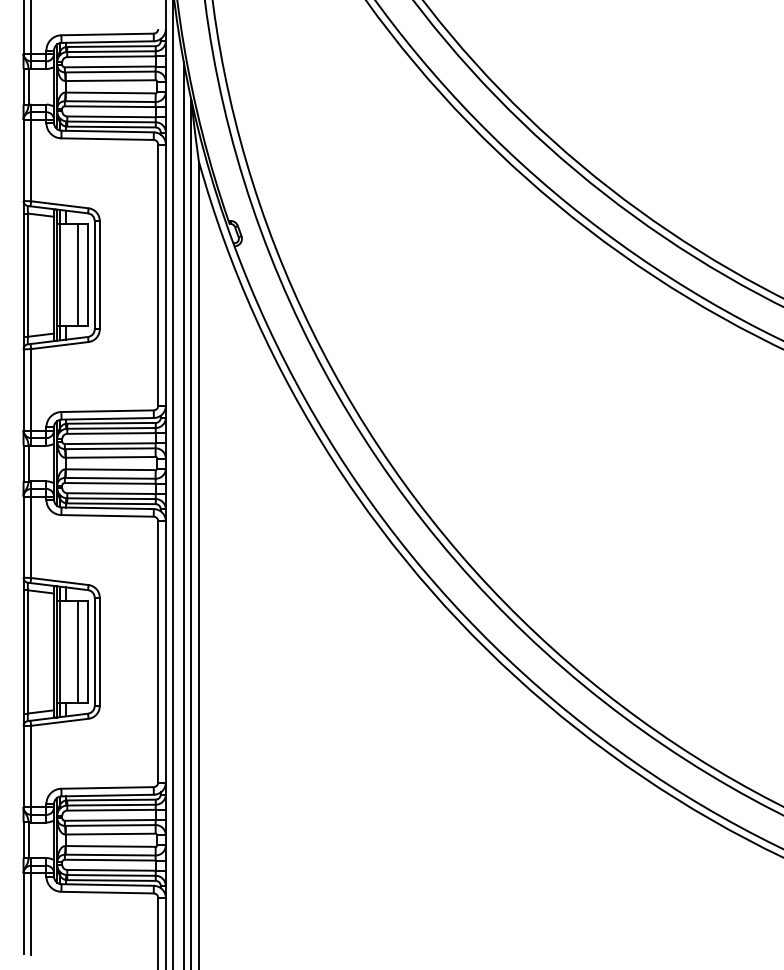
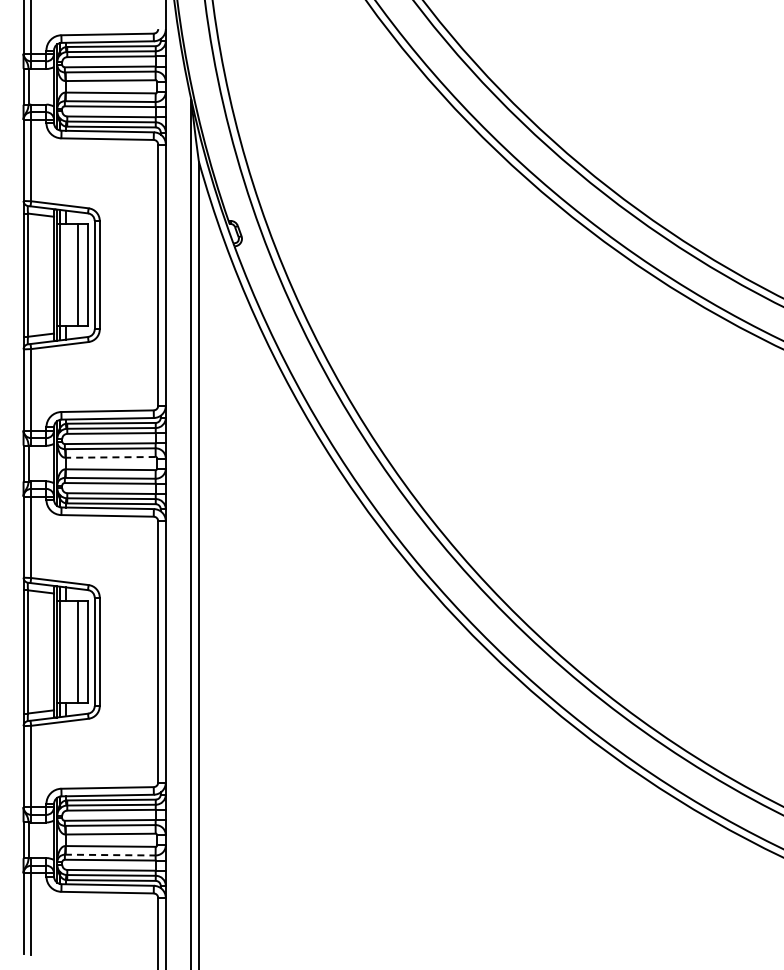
line: solid -> dashed (110, 457)
line: present -> none (173, 484)
line: present -> none (183, 513)
line: solid -> dashed (110, 855)
